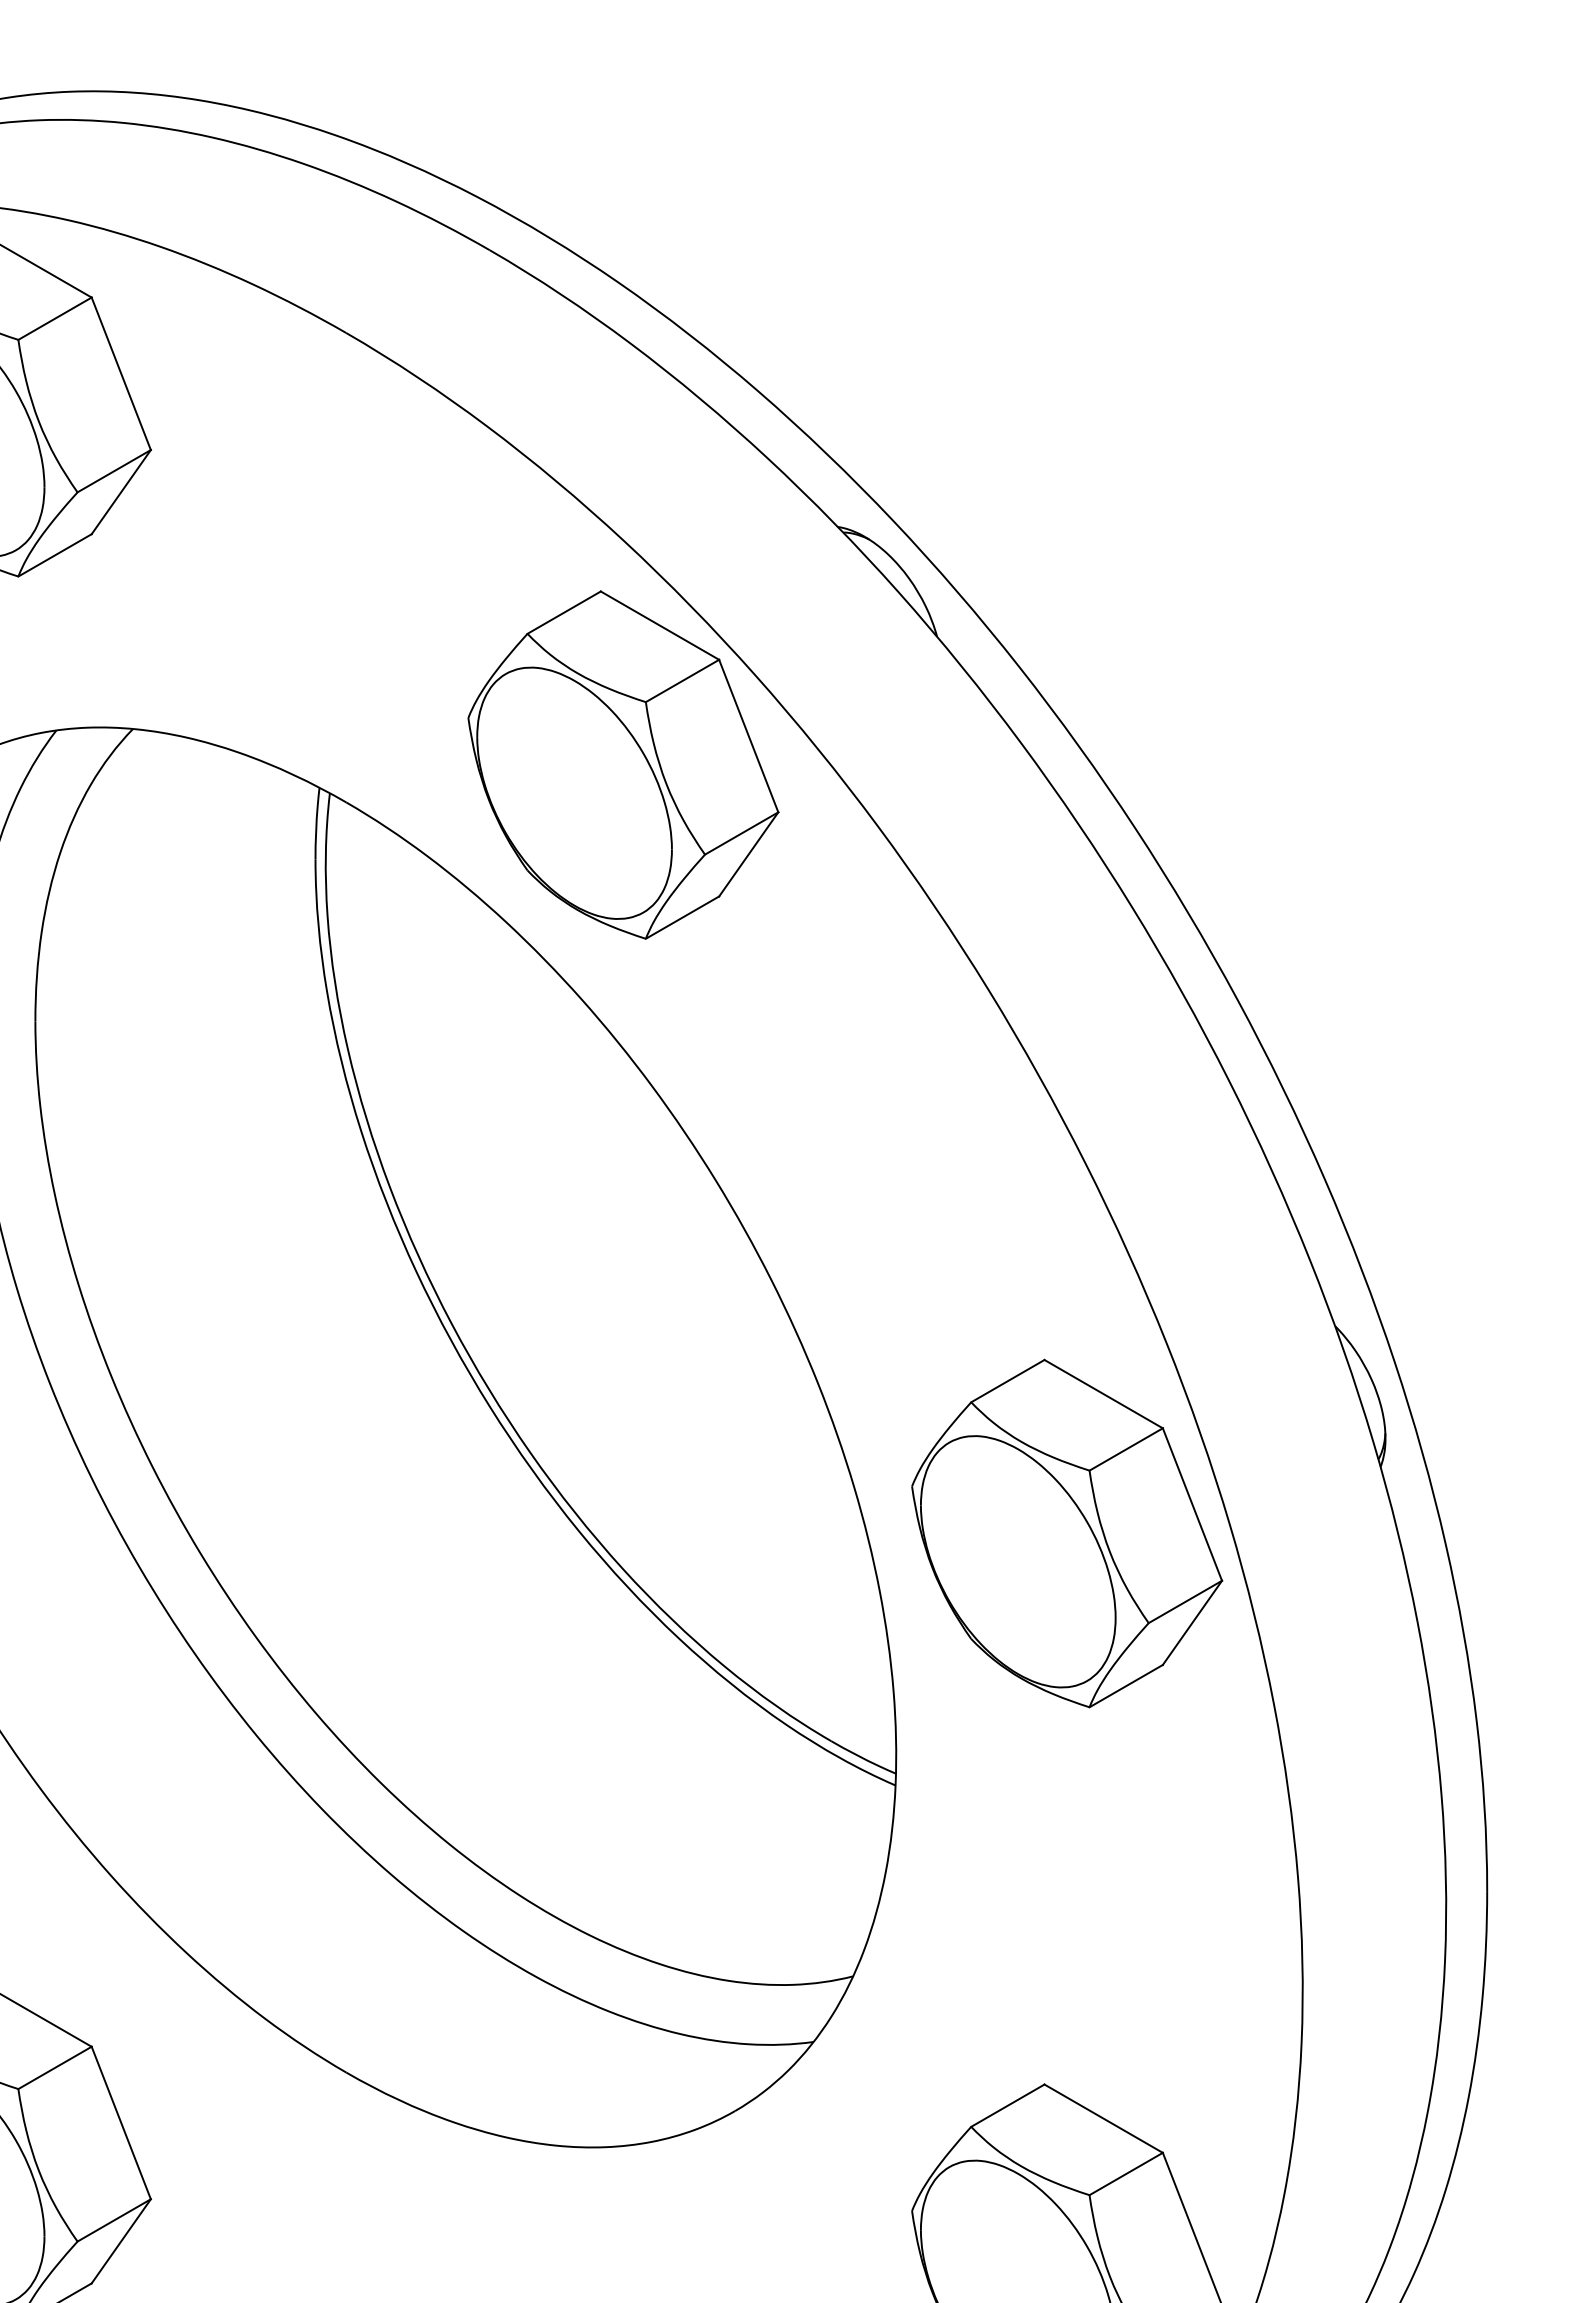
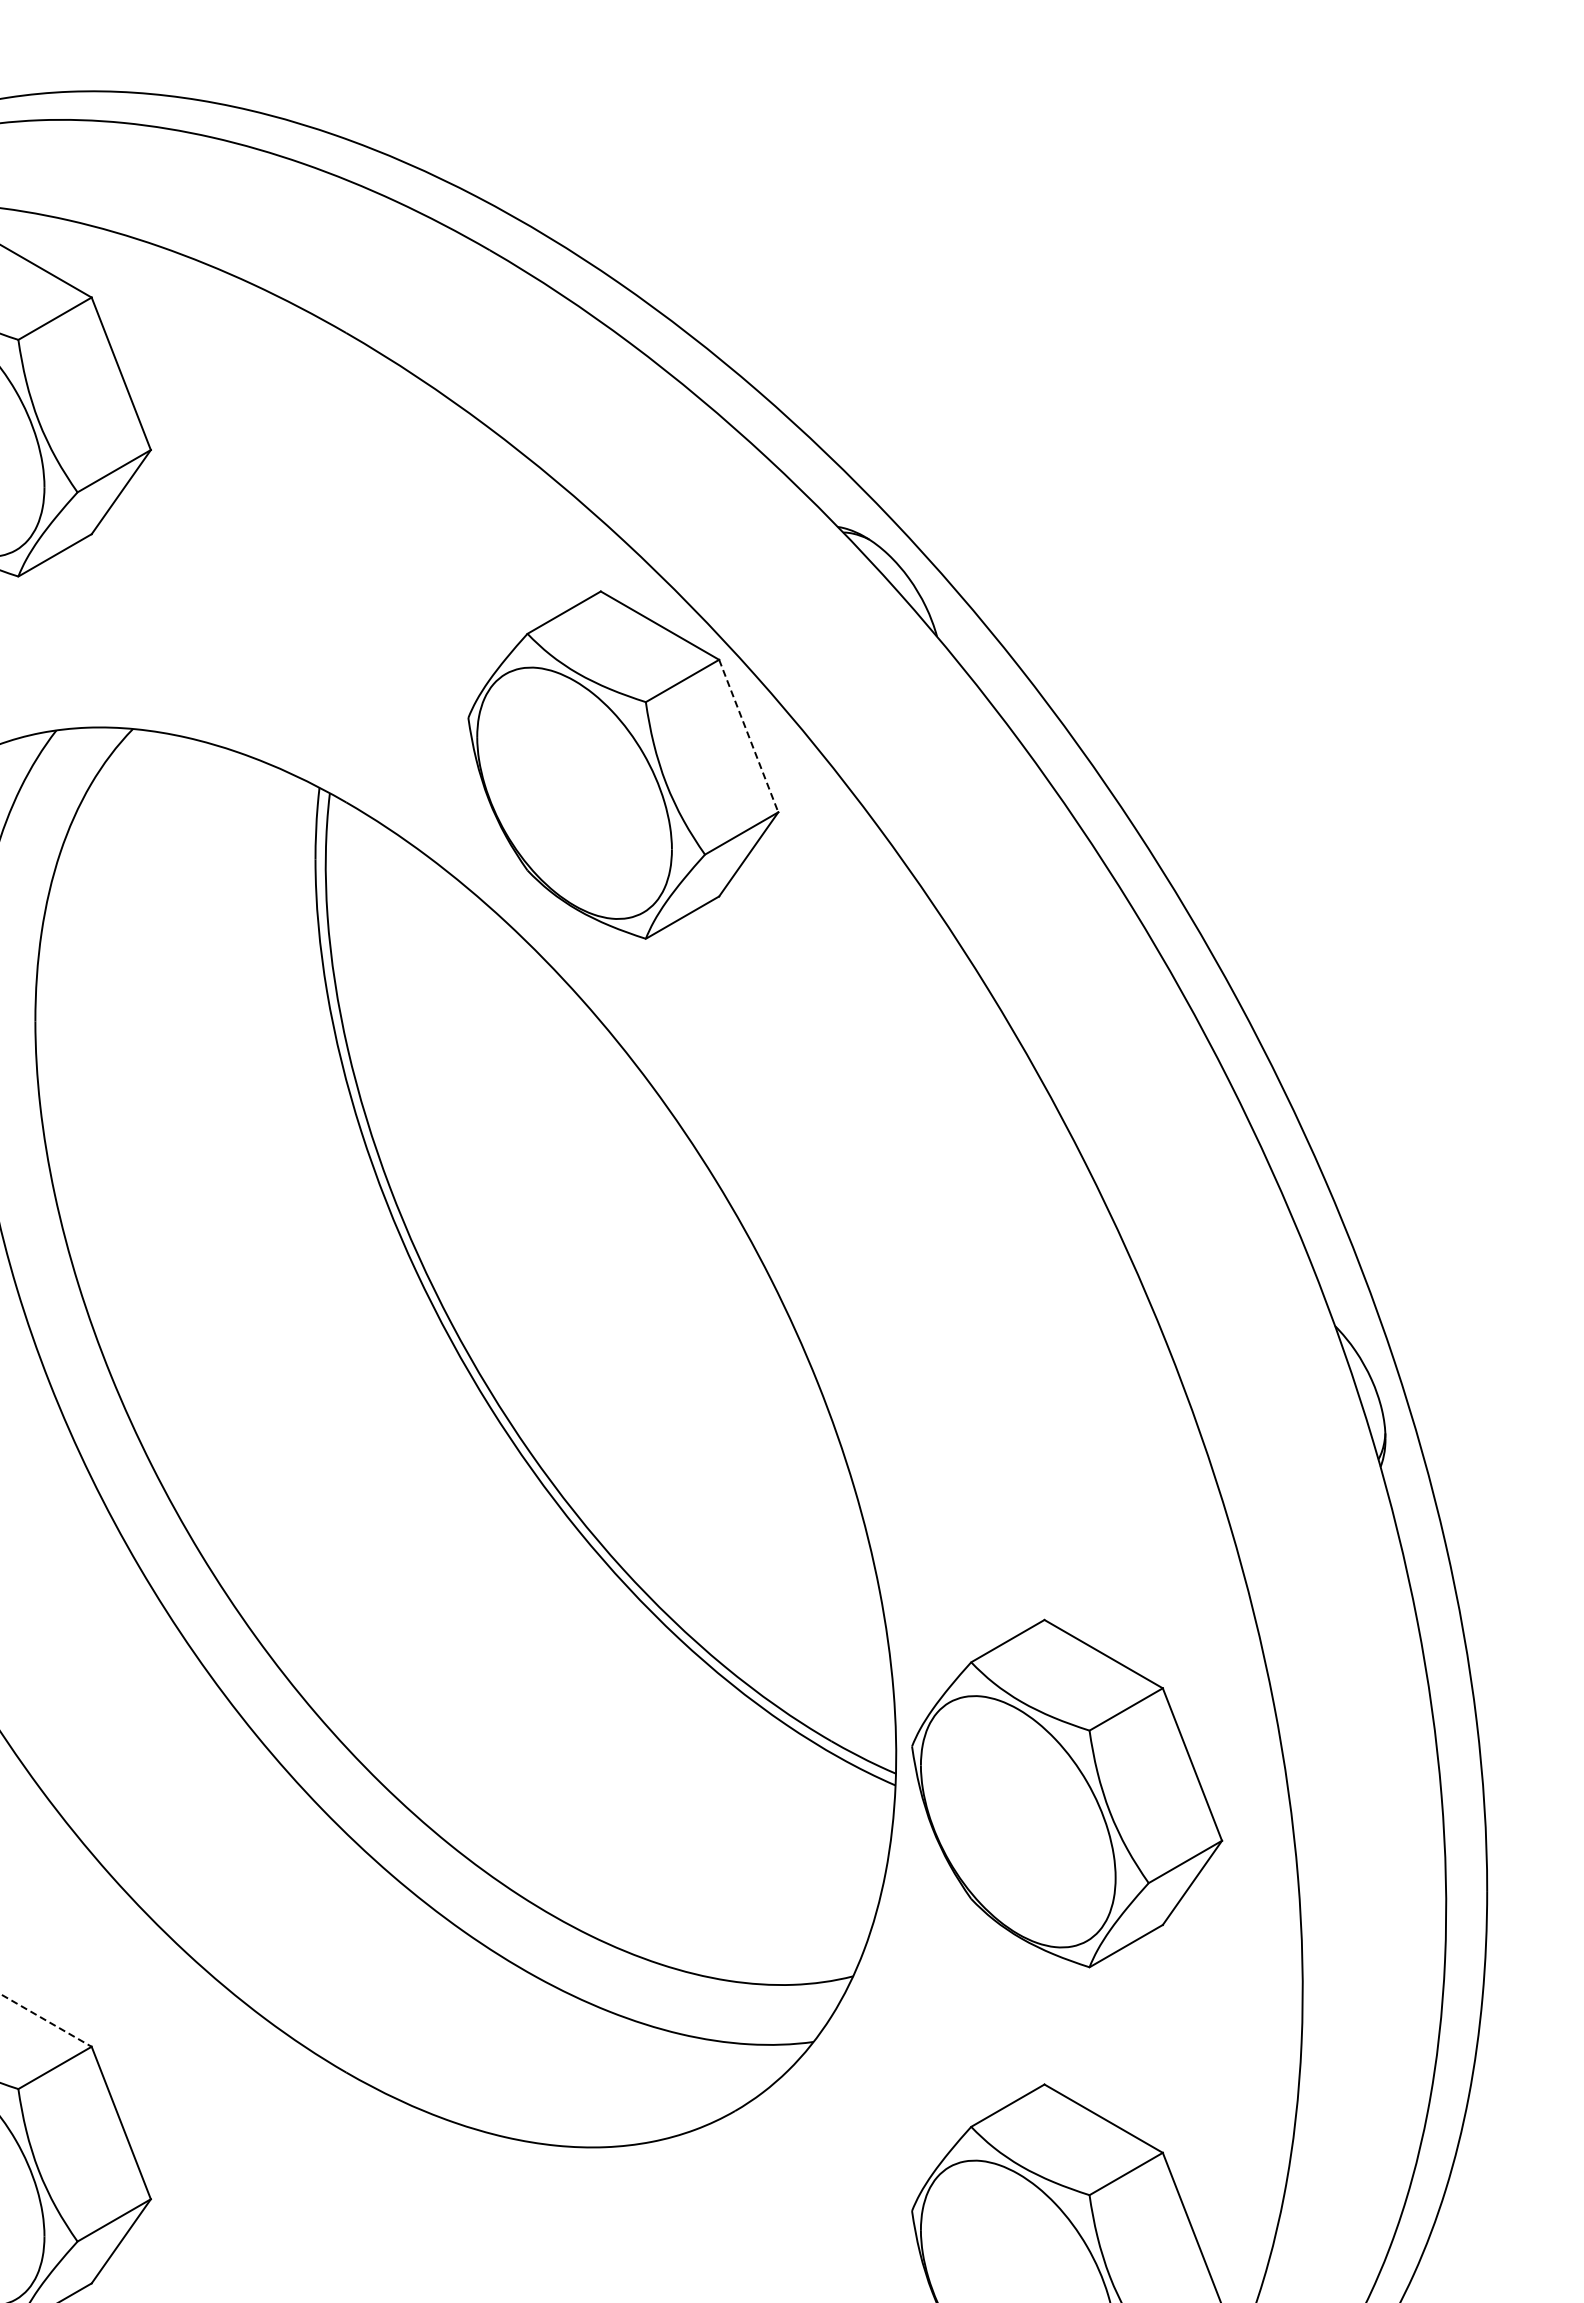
line: solid -> dashed (748, 736)
part position: (1067, 1533) -> (1067, 1793) (1067, 1793)
line: solid -> dashed (45, 2020)
